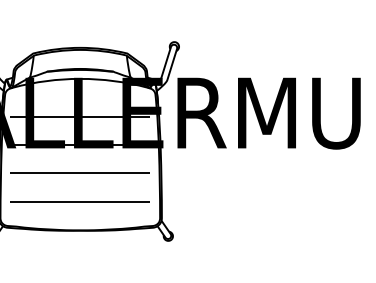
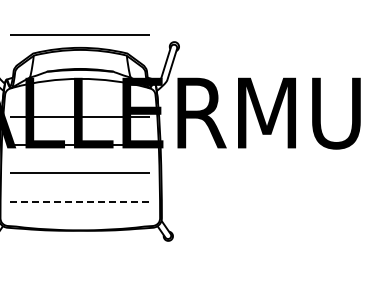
line: none -> present (79, 34)
line: solid -> dashed (80, 202)
